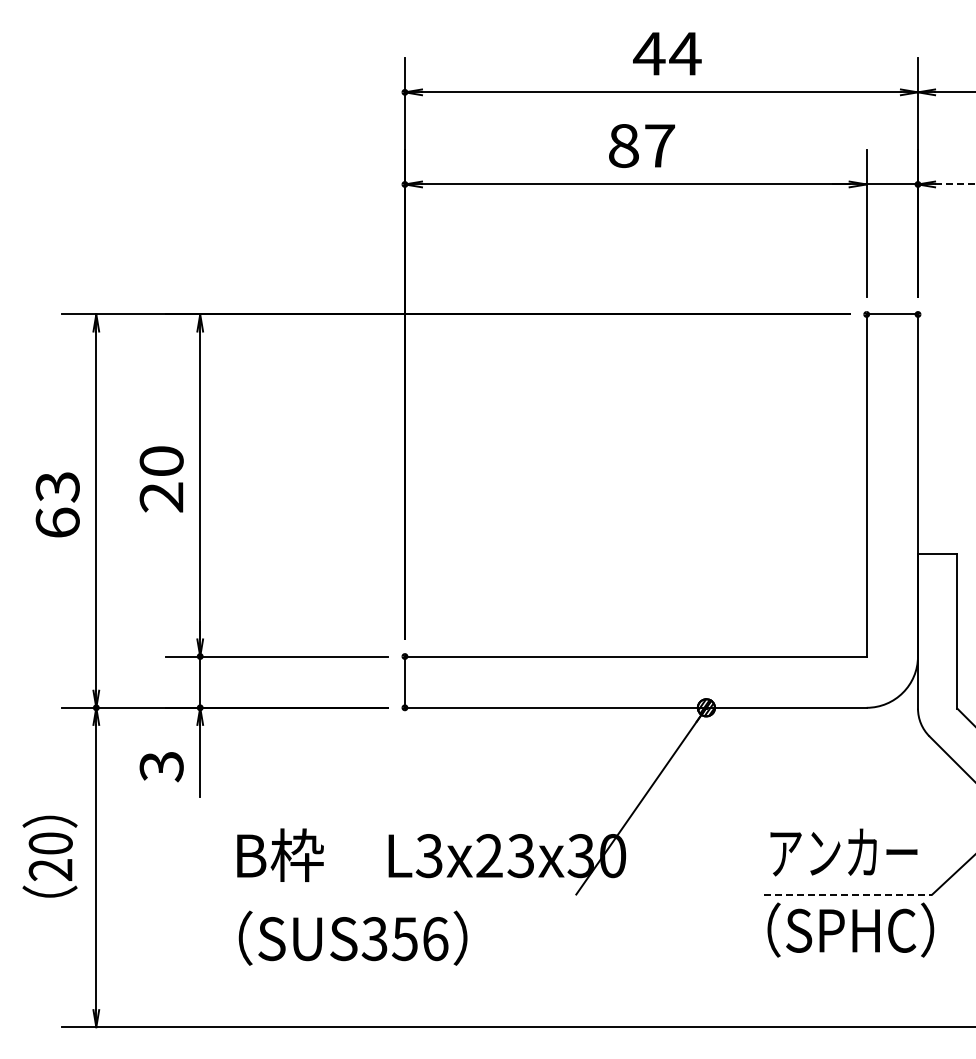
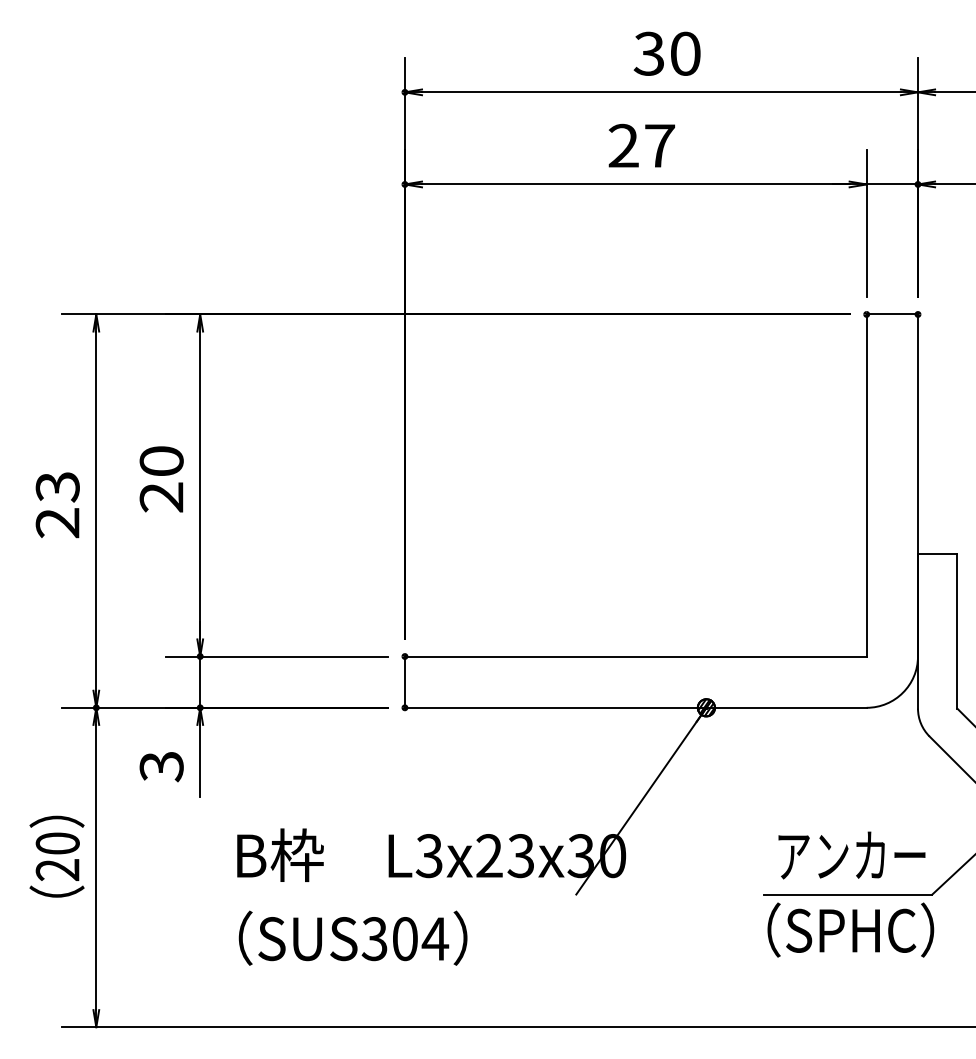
text: 44 -> 30 (667, 53)
text: 87 -> 27 (623, 145)
line: dashed -> solid (955, 184)
text: 63 -> 23 (57, 522)
text position: (843, 852) -> (851, 855) (851, 855)
text position: (49, 856) -> (56, 856) (56, 856)
line: dashed -> solid (848, 894)
text: SUS356 -> SUS304 (420, 939)
